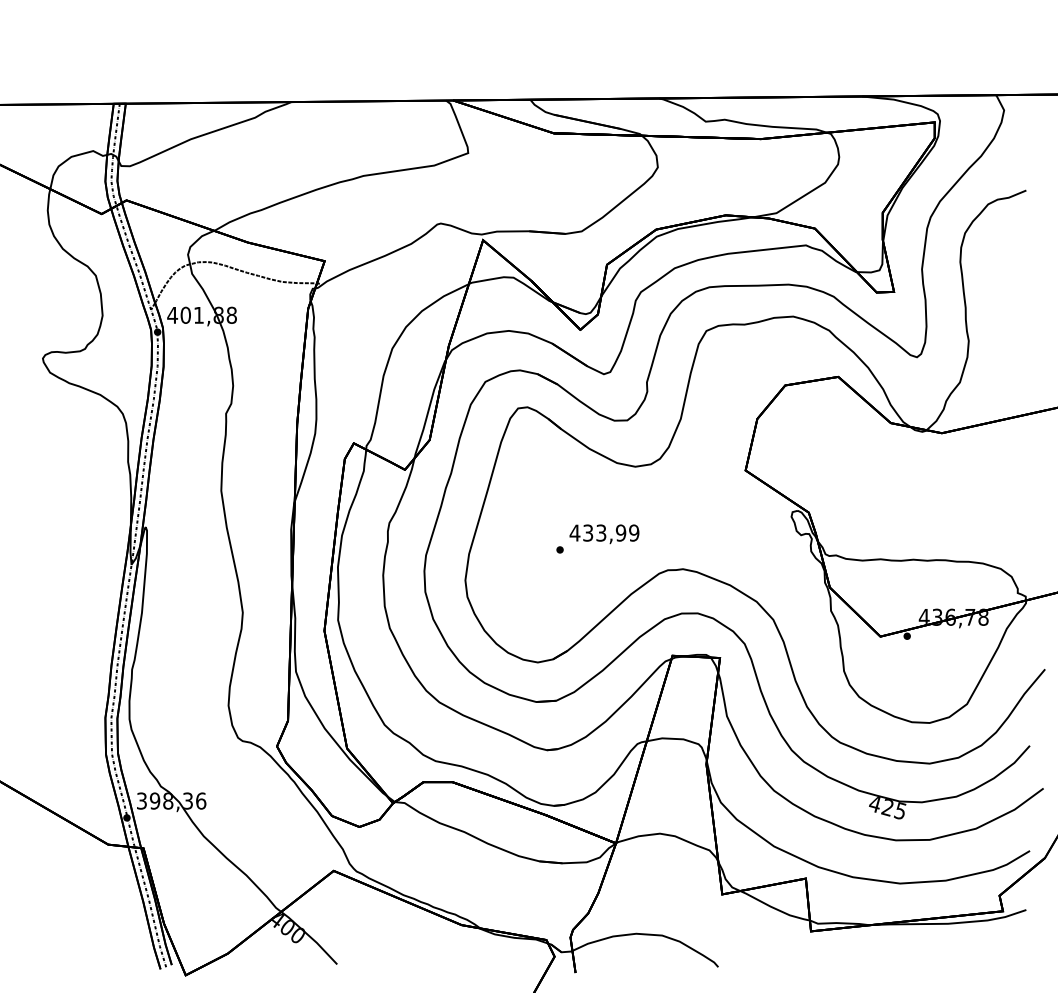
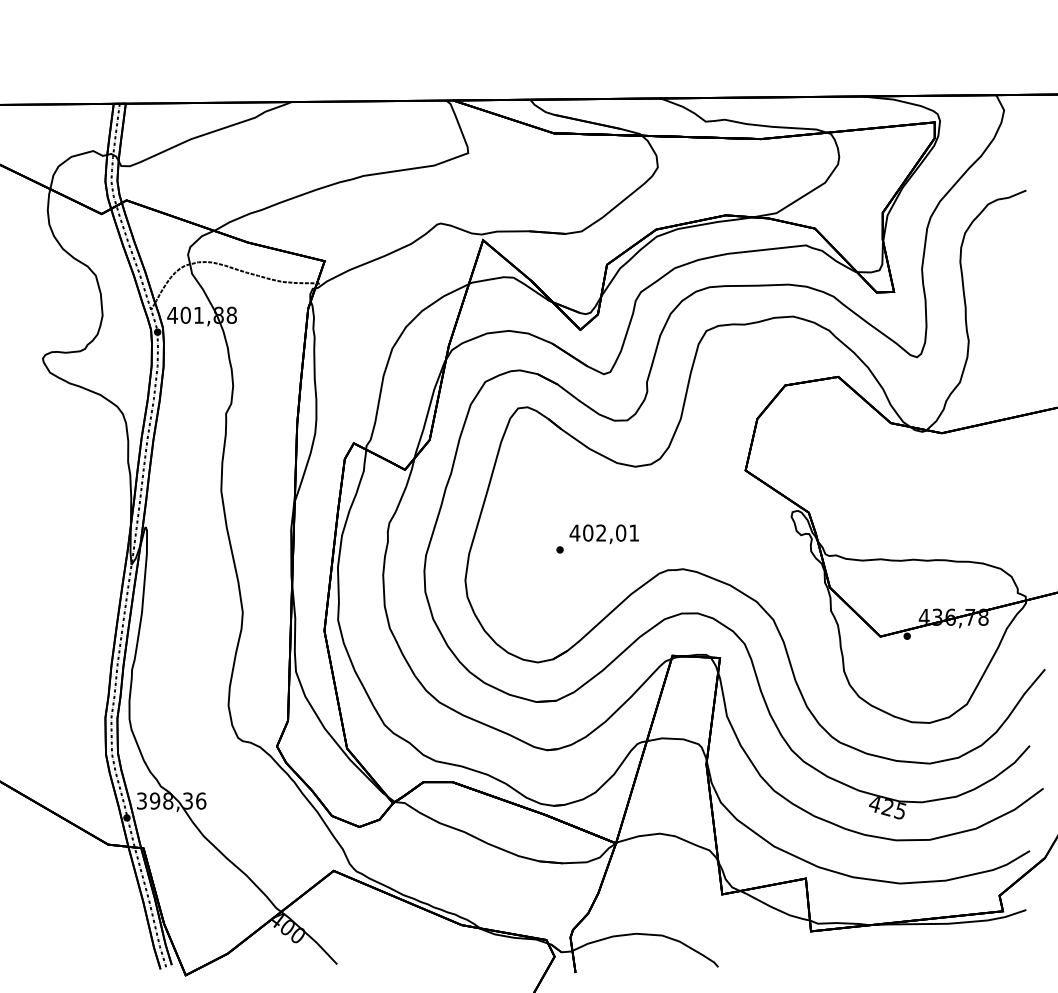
text: 433,99 -> 402,01 (611, 532)
